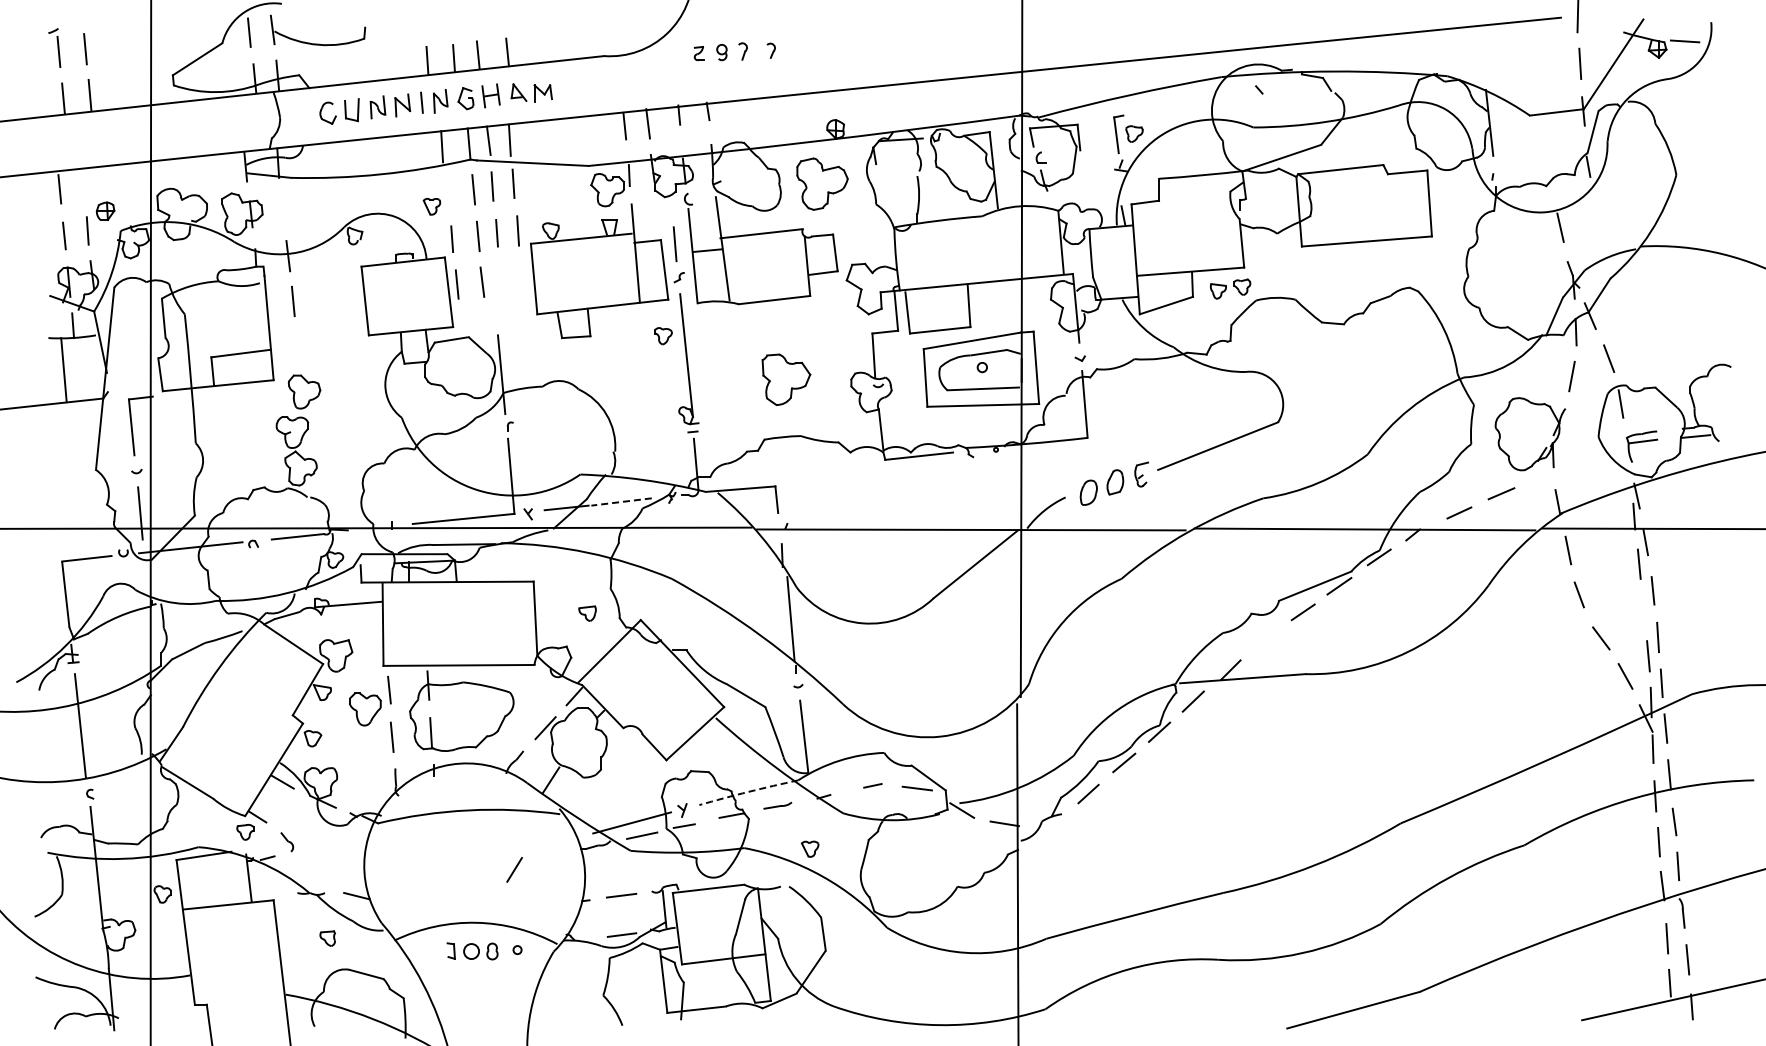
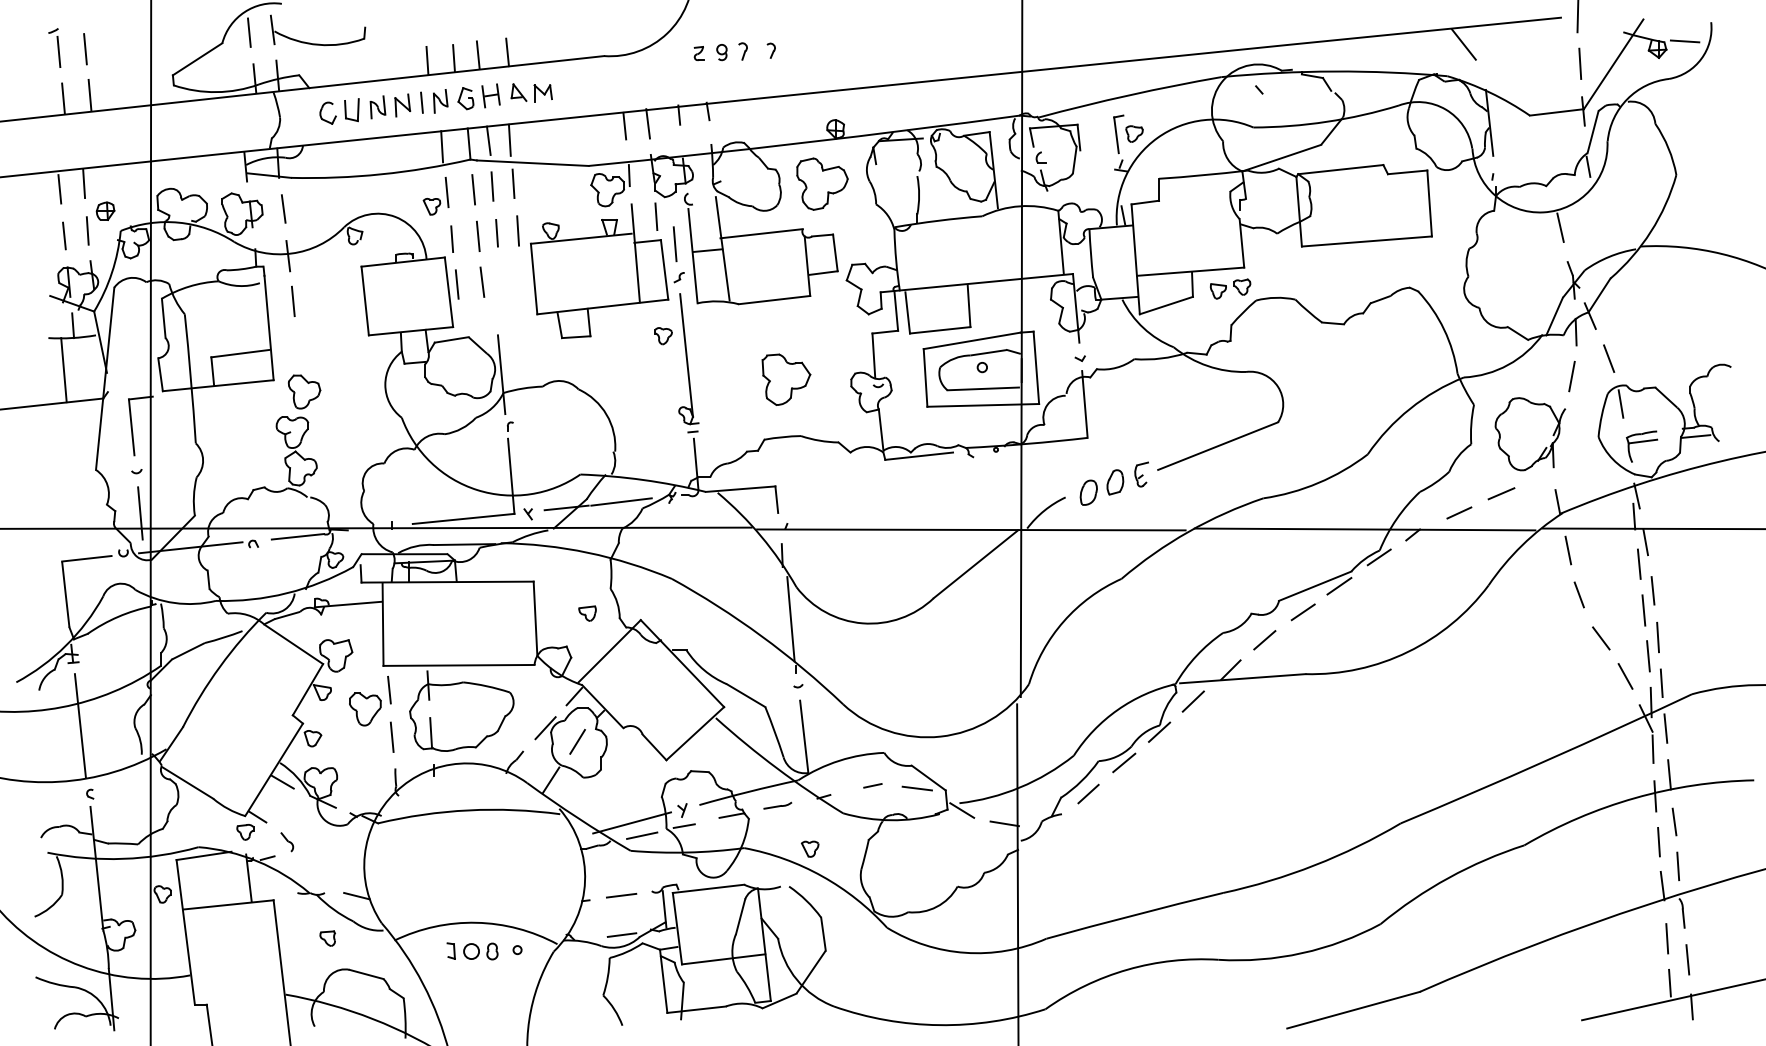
line: none -> present (1463, 44)
line: none -> present (84, 183)
line: none -> present (446, 192)
line: none -> present (283, 208)
line: none -> present (656, 216)
line: dashed -> solid (621, 502)
line: none -> present (1643, 610)
line: none -> present (1264, 640)
arc: dashed -> solid (748, 791)
line position: (514, 869) -> (577, 741) (577, 741)
